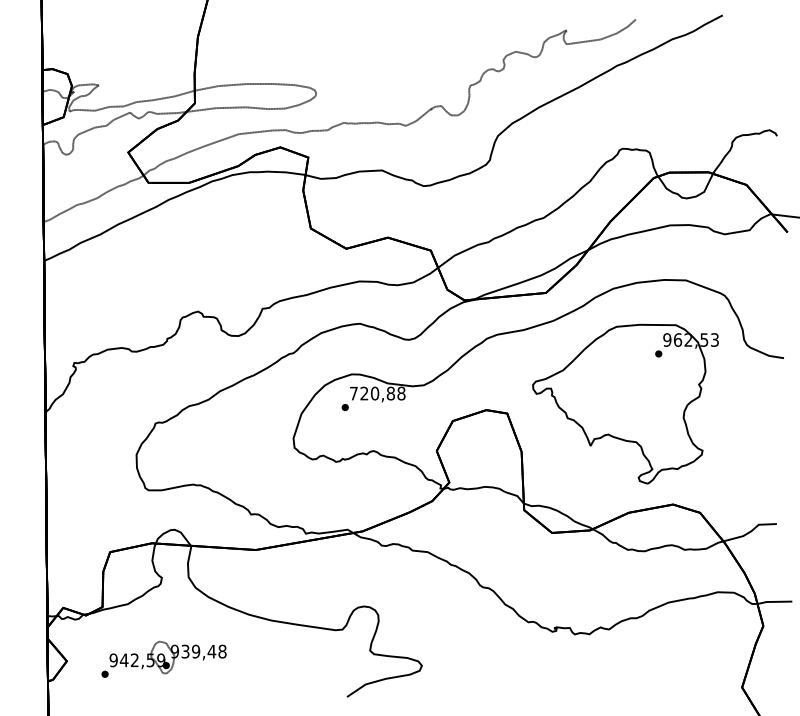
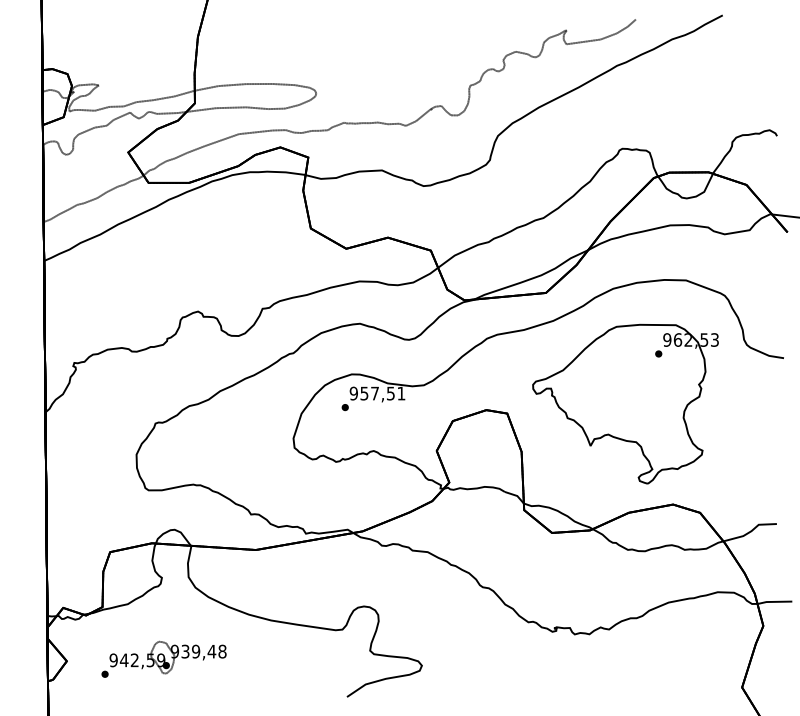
text: 720,88 -> 957,51 (377, 393)
